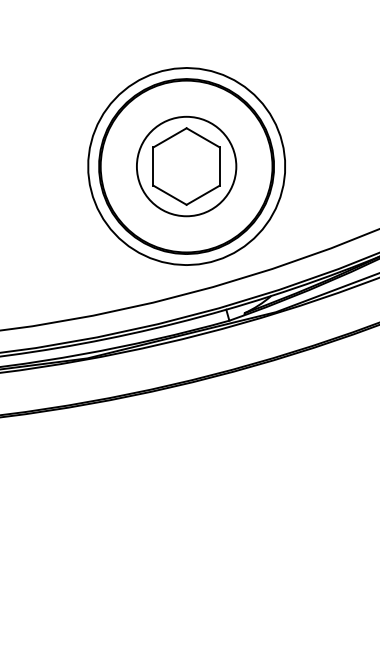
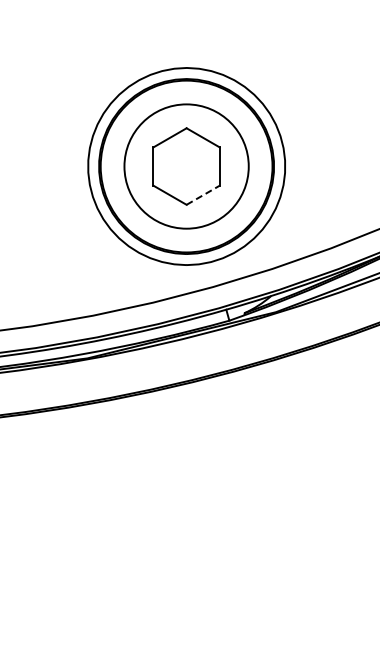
circle diameter: 99 px -> 124 px (186, 166)
line: solid -> dashed (203, 195)
